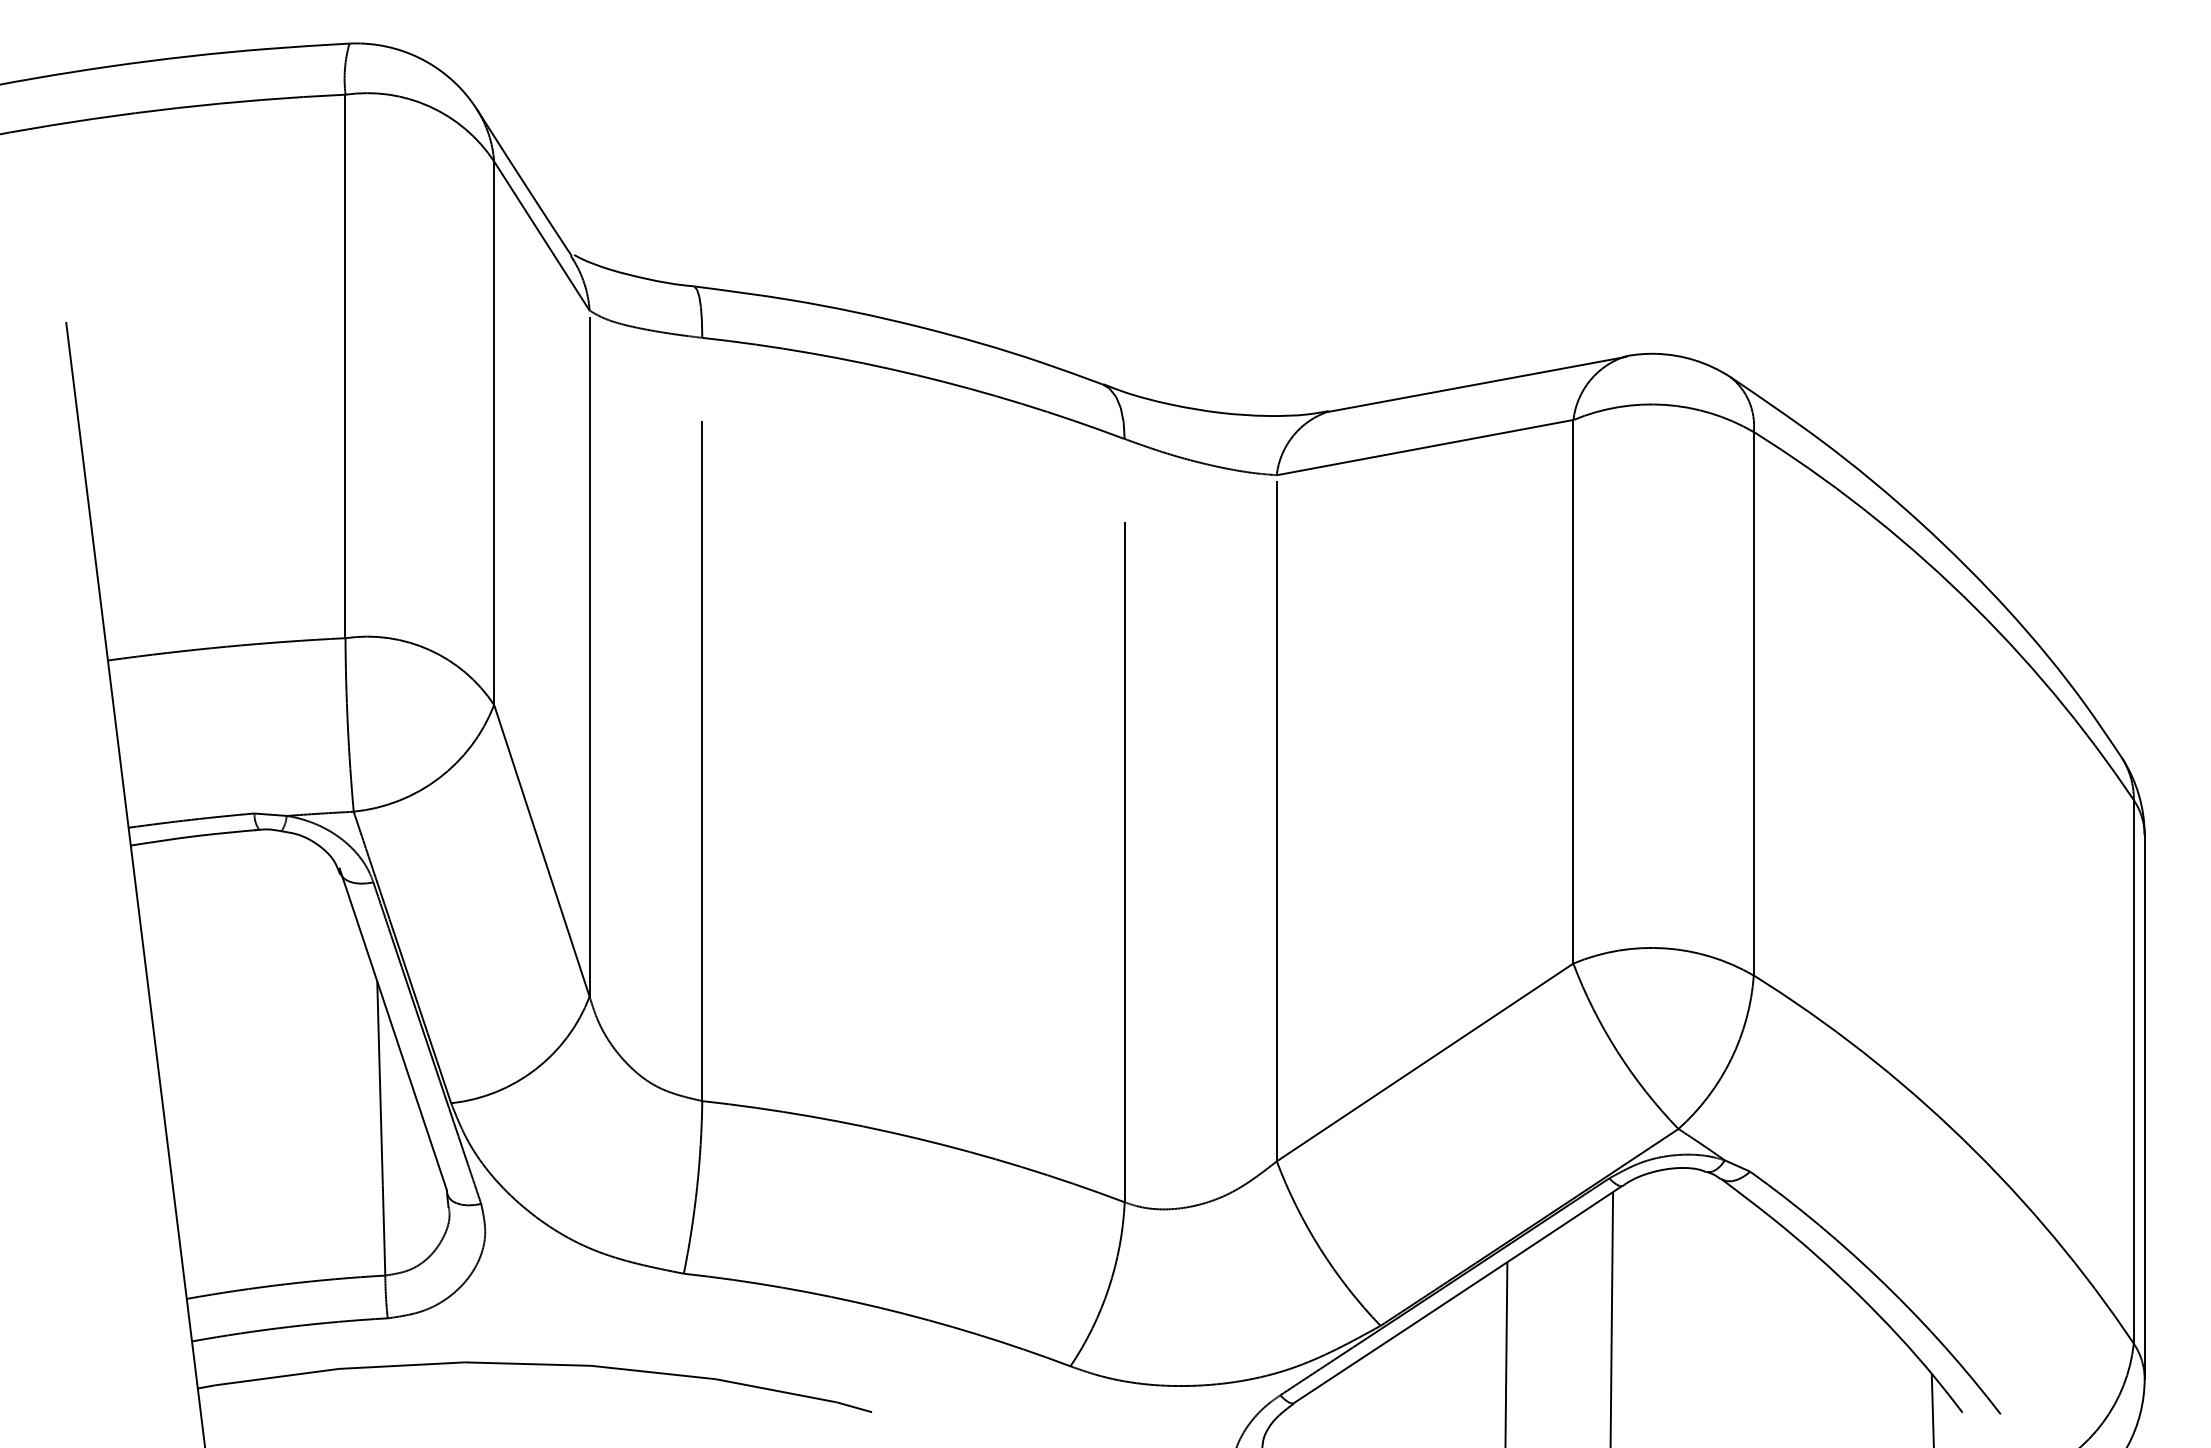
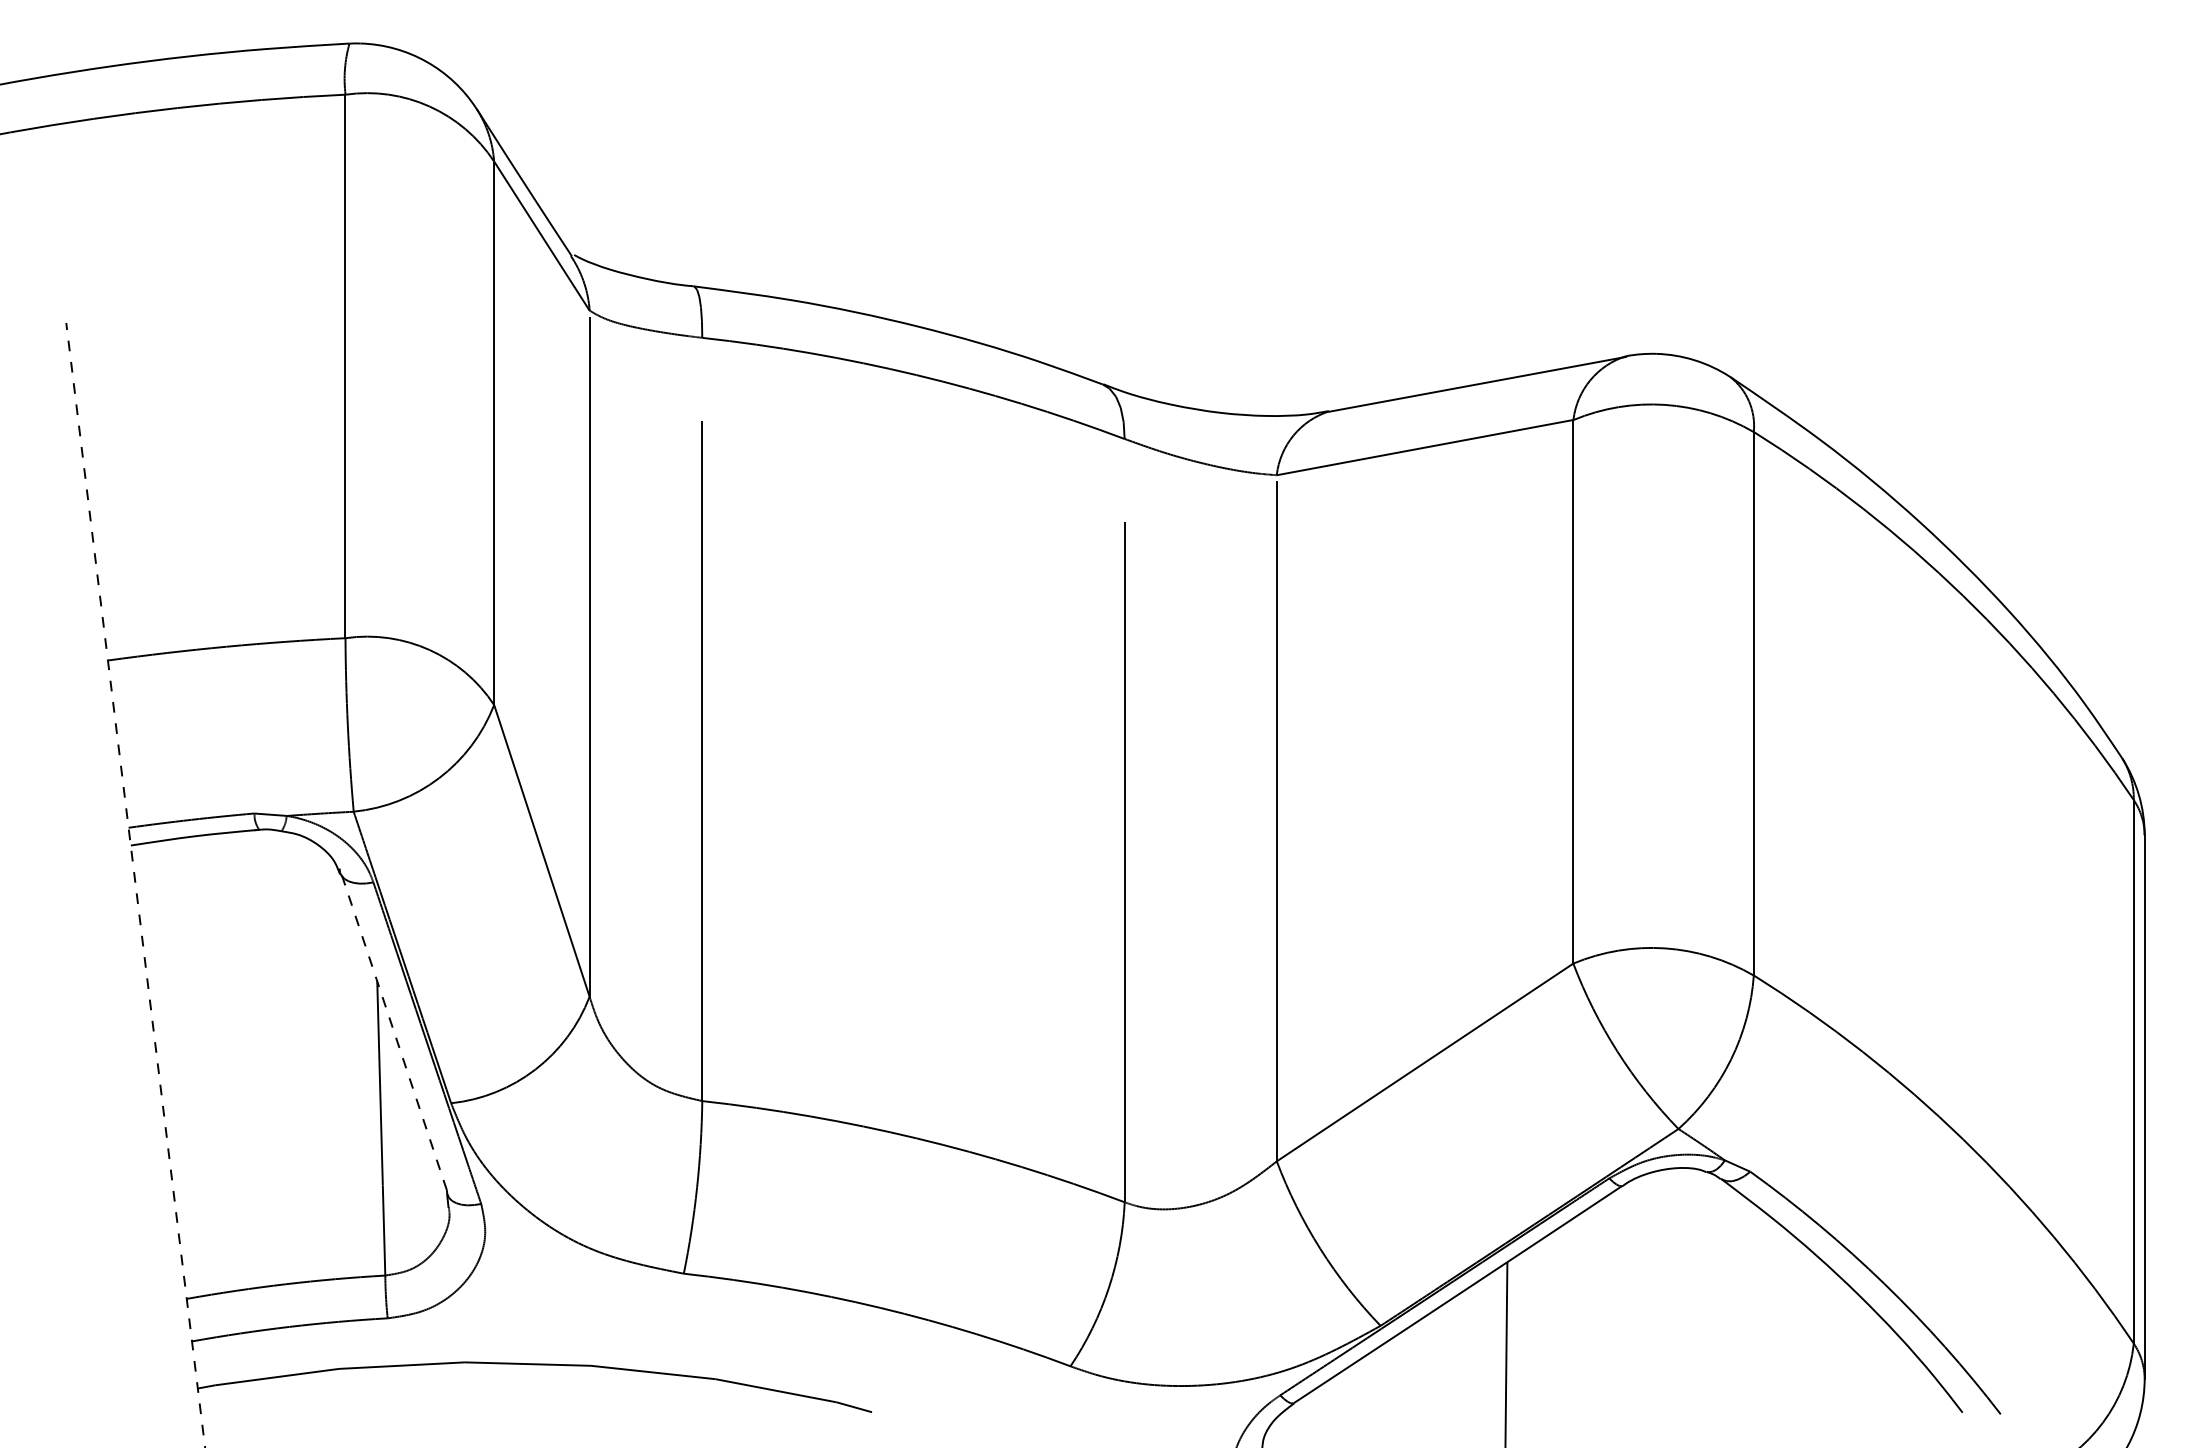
line: solid -> dashed (135, 884)
line: solid -> dashed (393, 1028)
line: present -> none (1611, 1318)
line: present -> none (1932, 1409)
